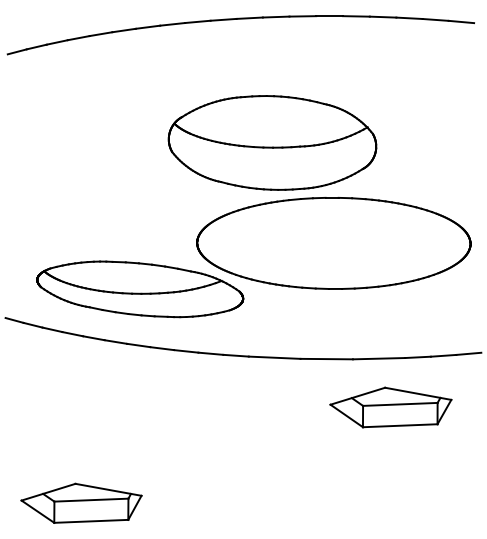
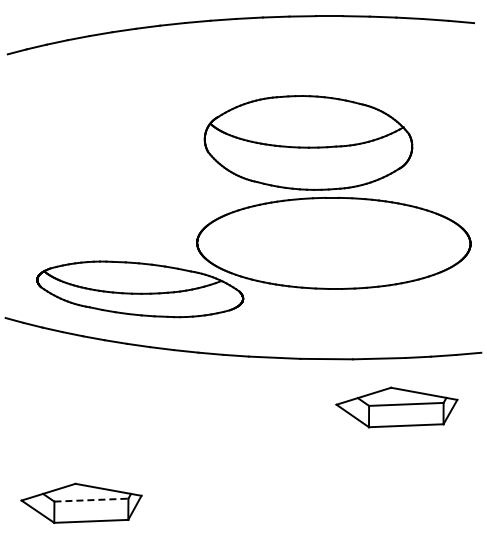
part position: (272, 142) -> (308, 142) (308, 142)
part position: (390, 407) -> (396, 407) (396, 407)
line: solid -> dashed (91, 500)
